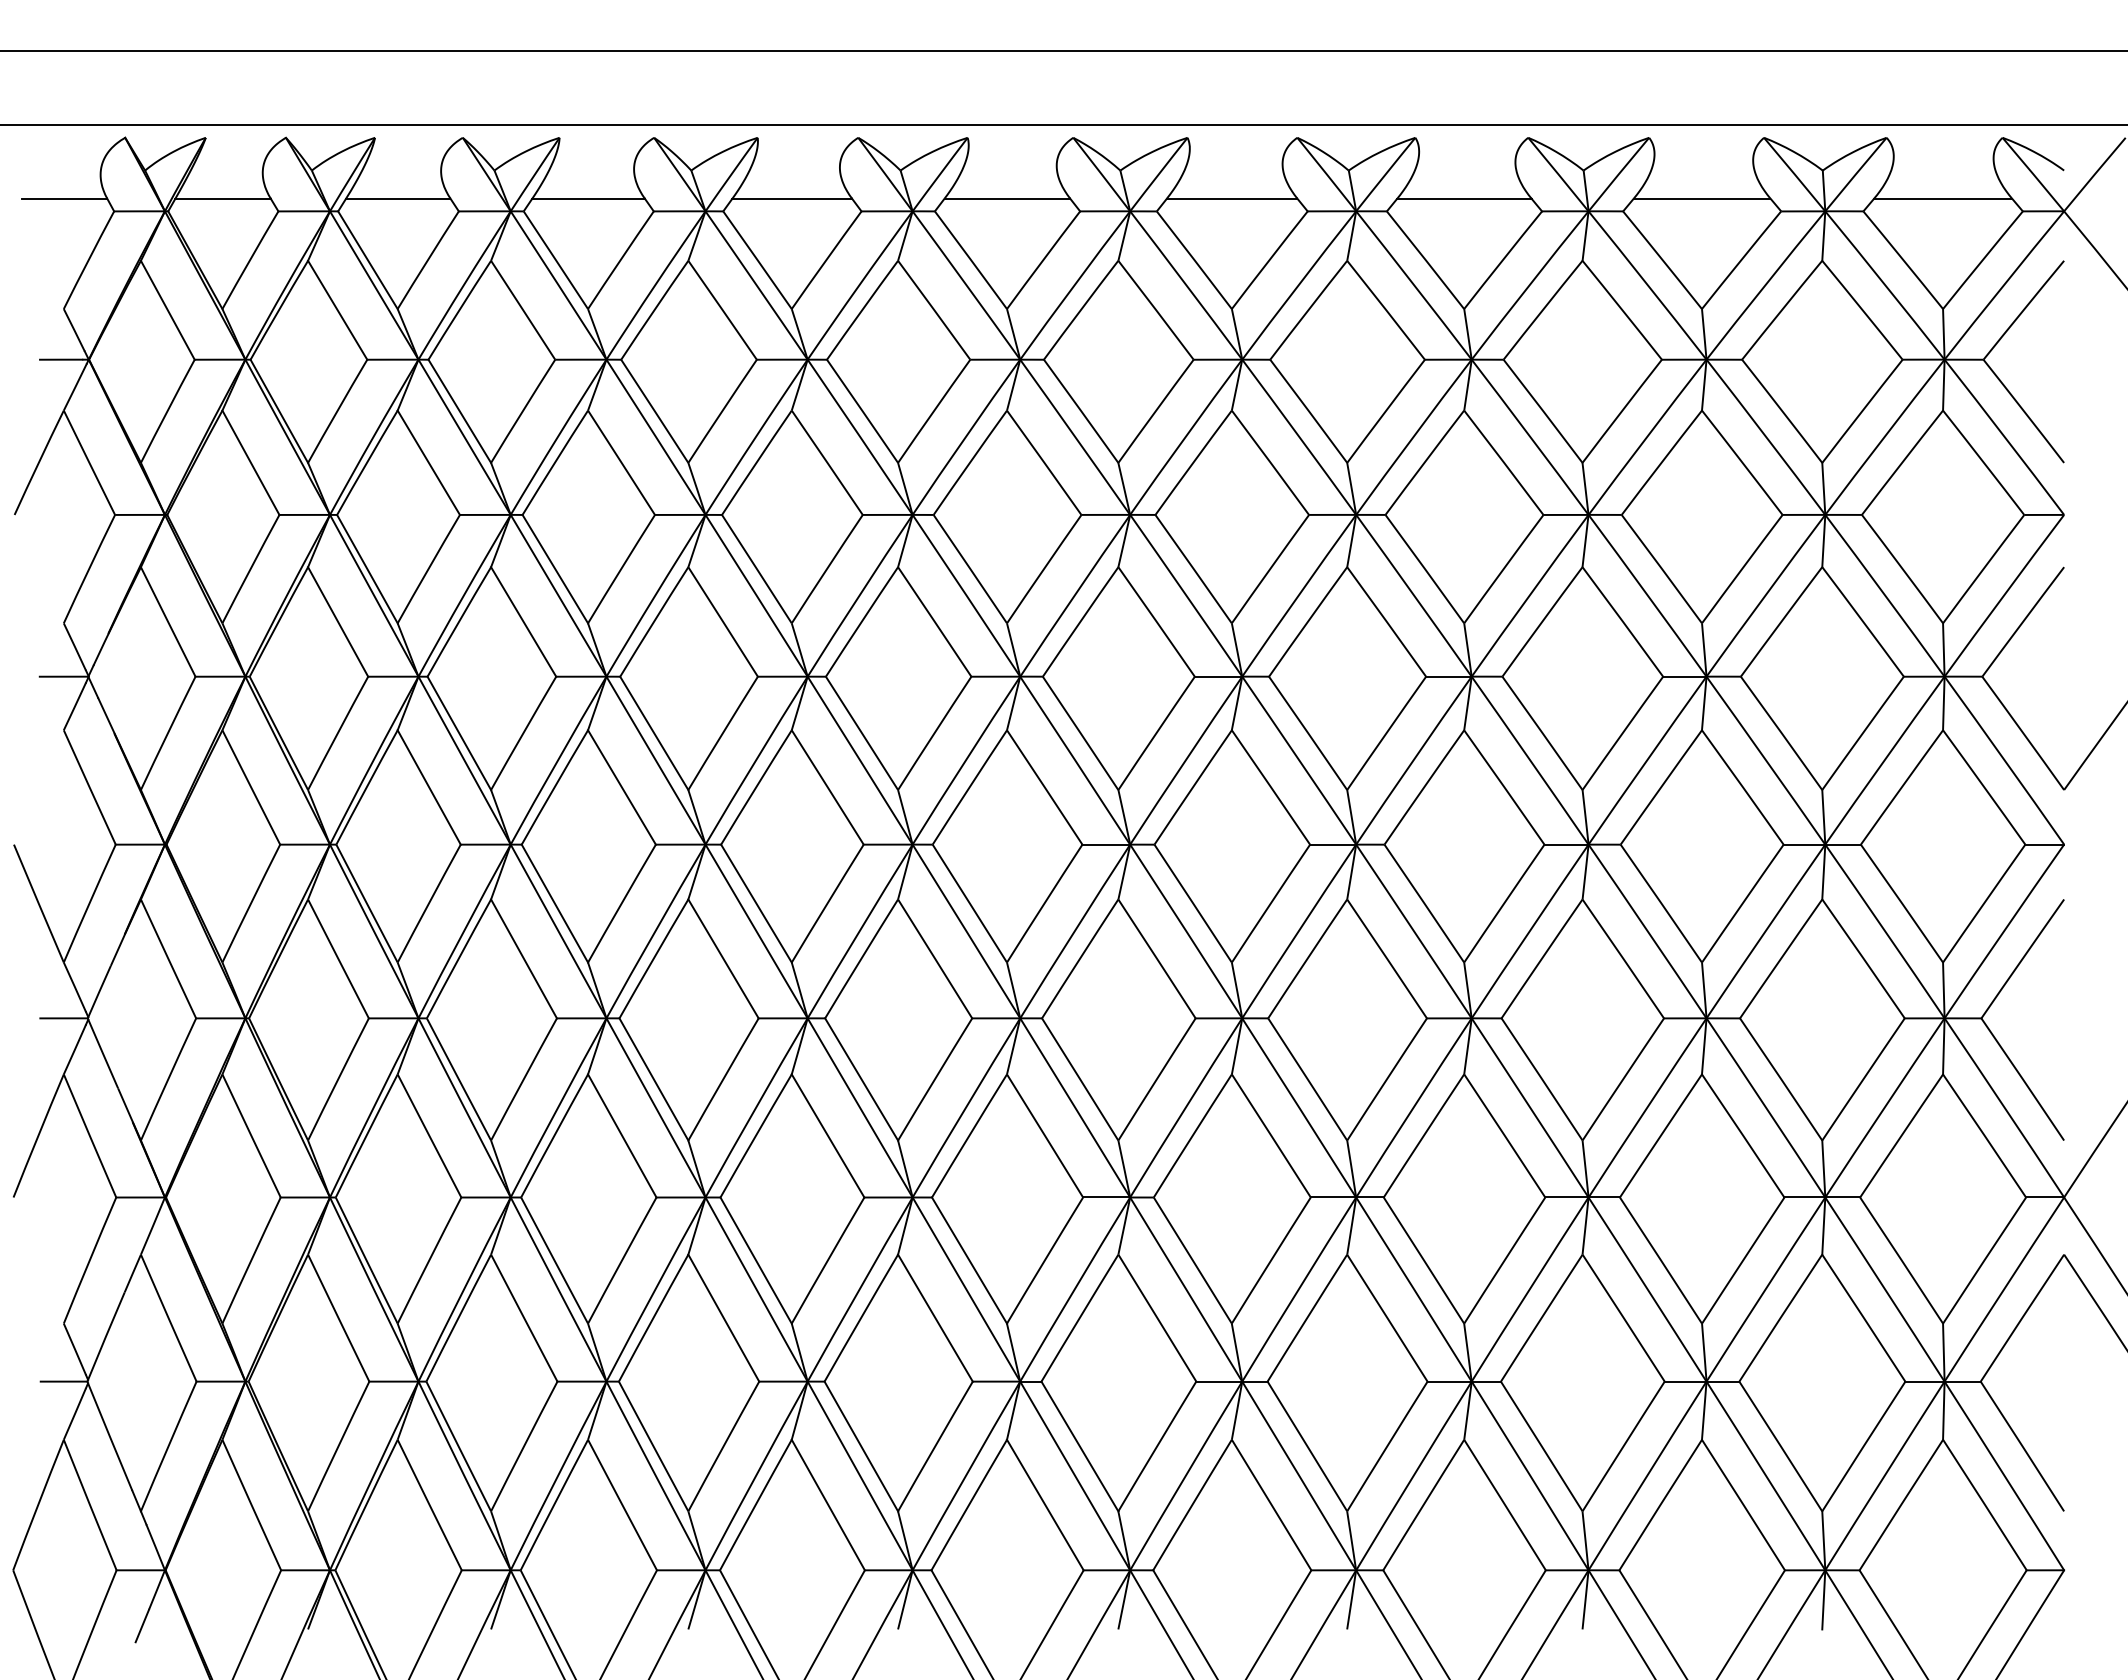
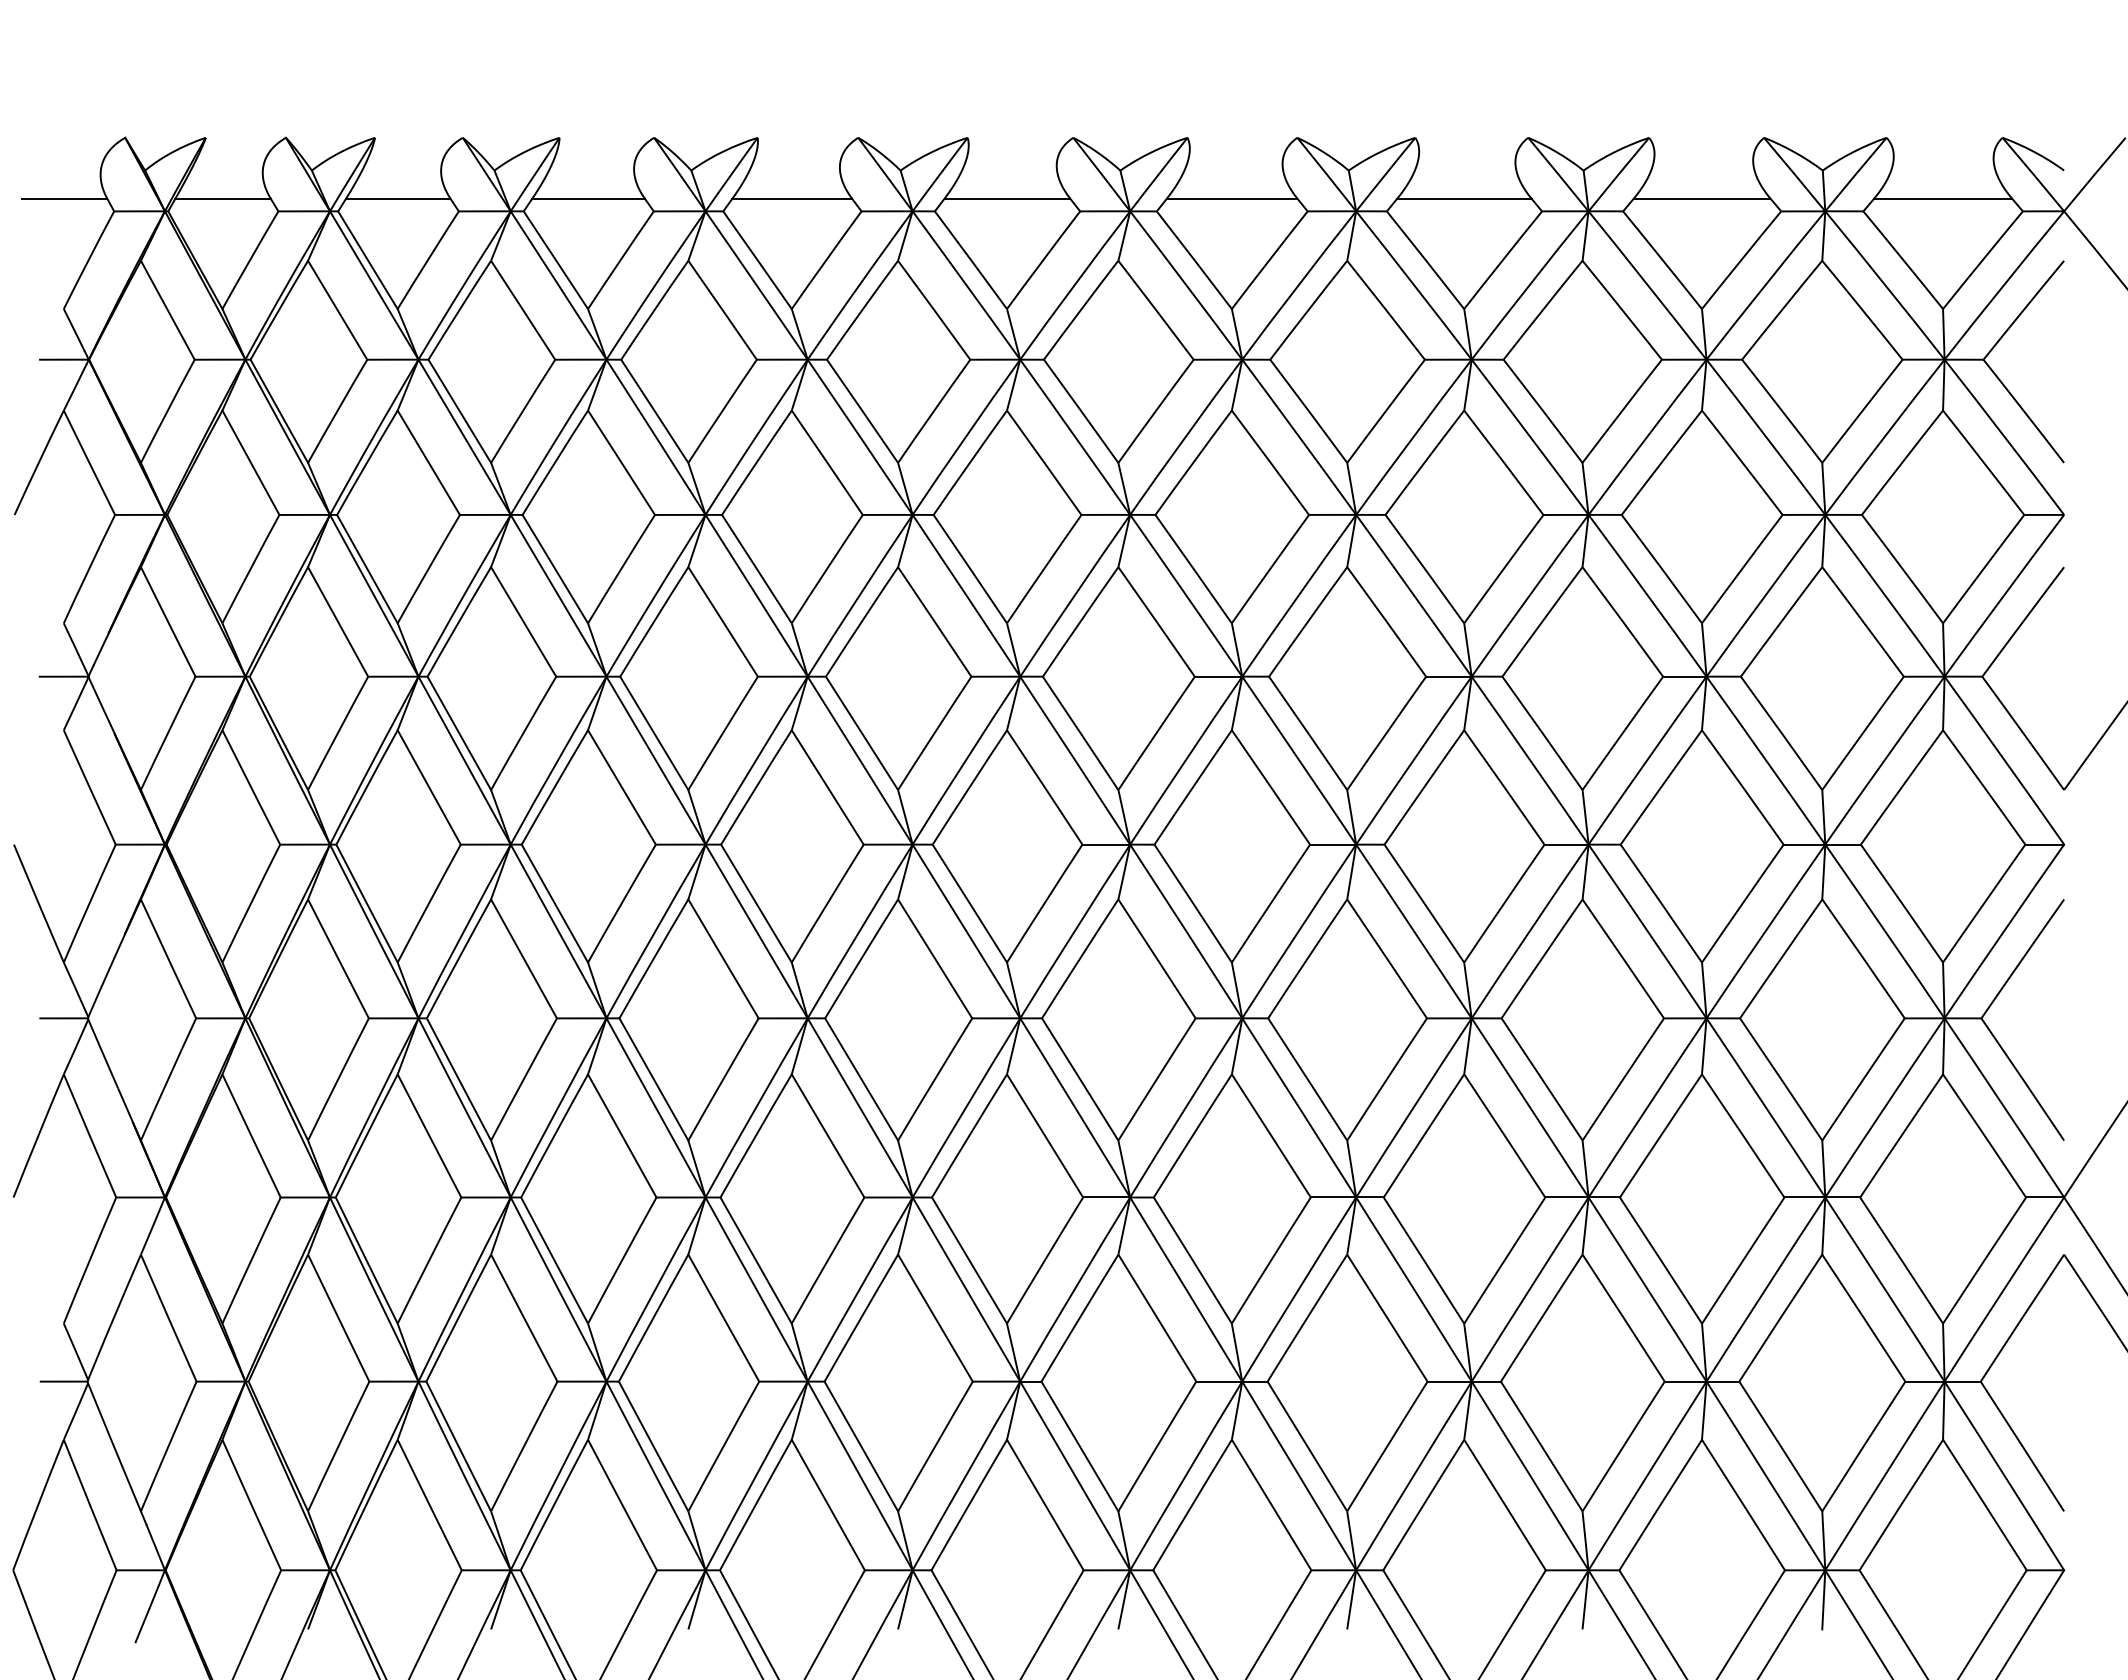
line: present -> none (1063, 50)
line: present -> none (1063, 124)
